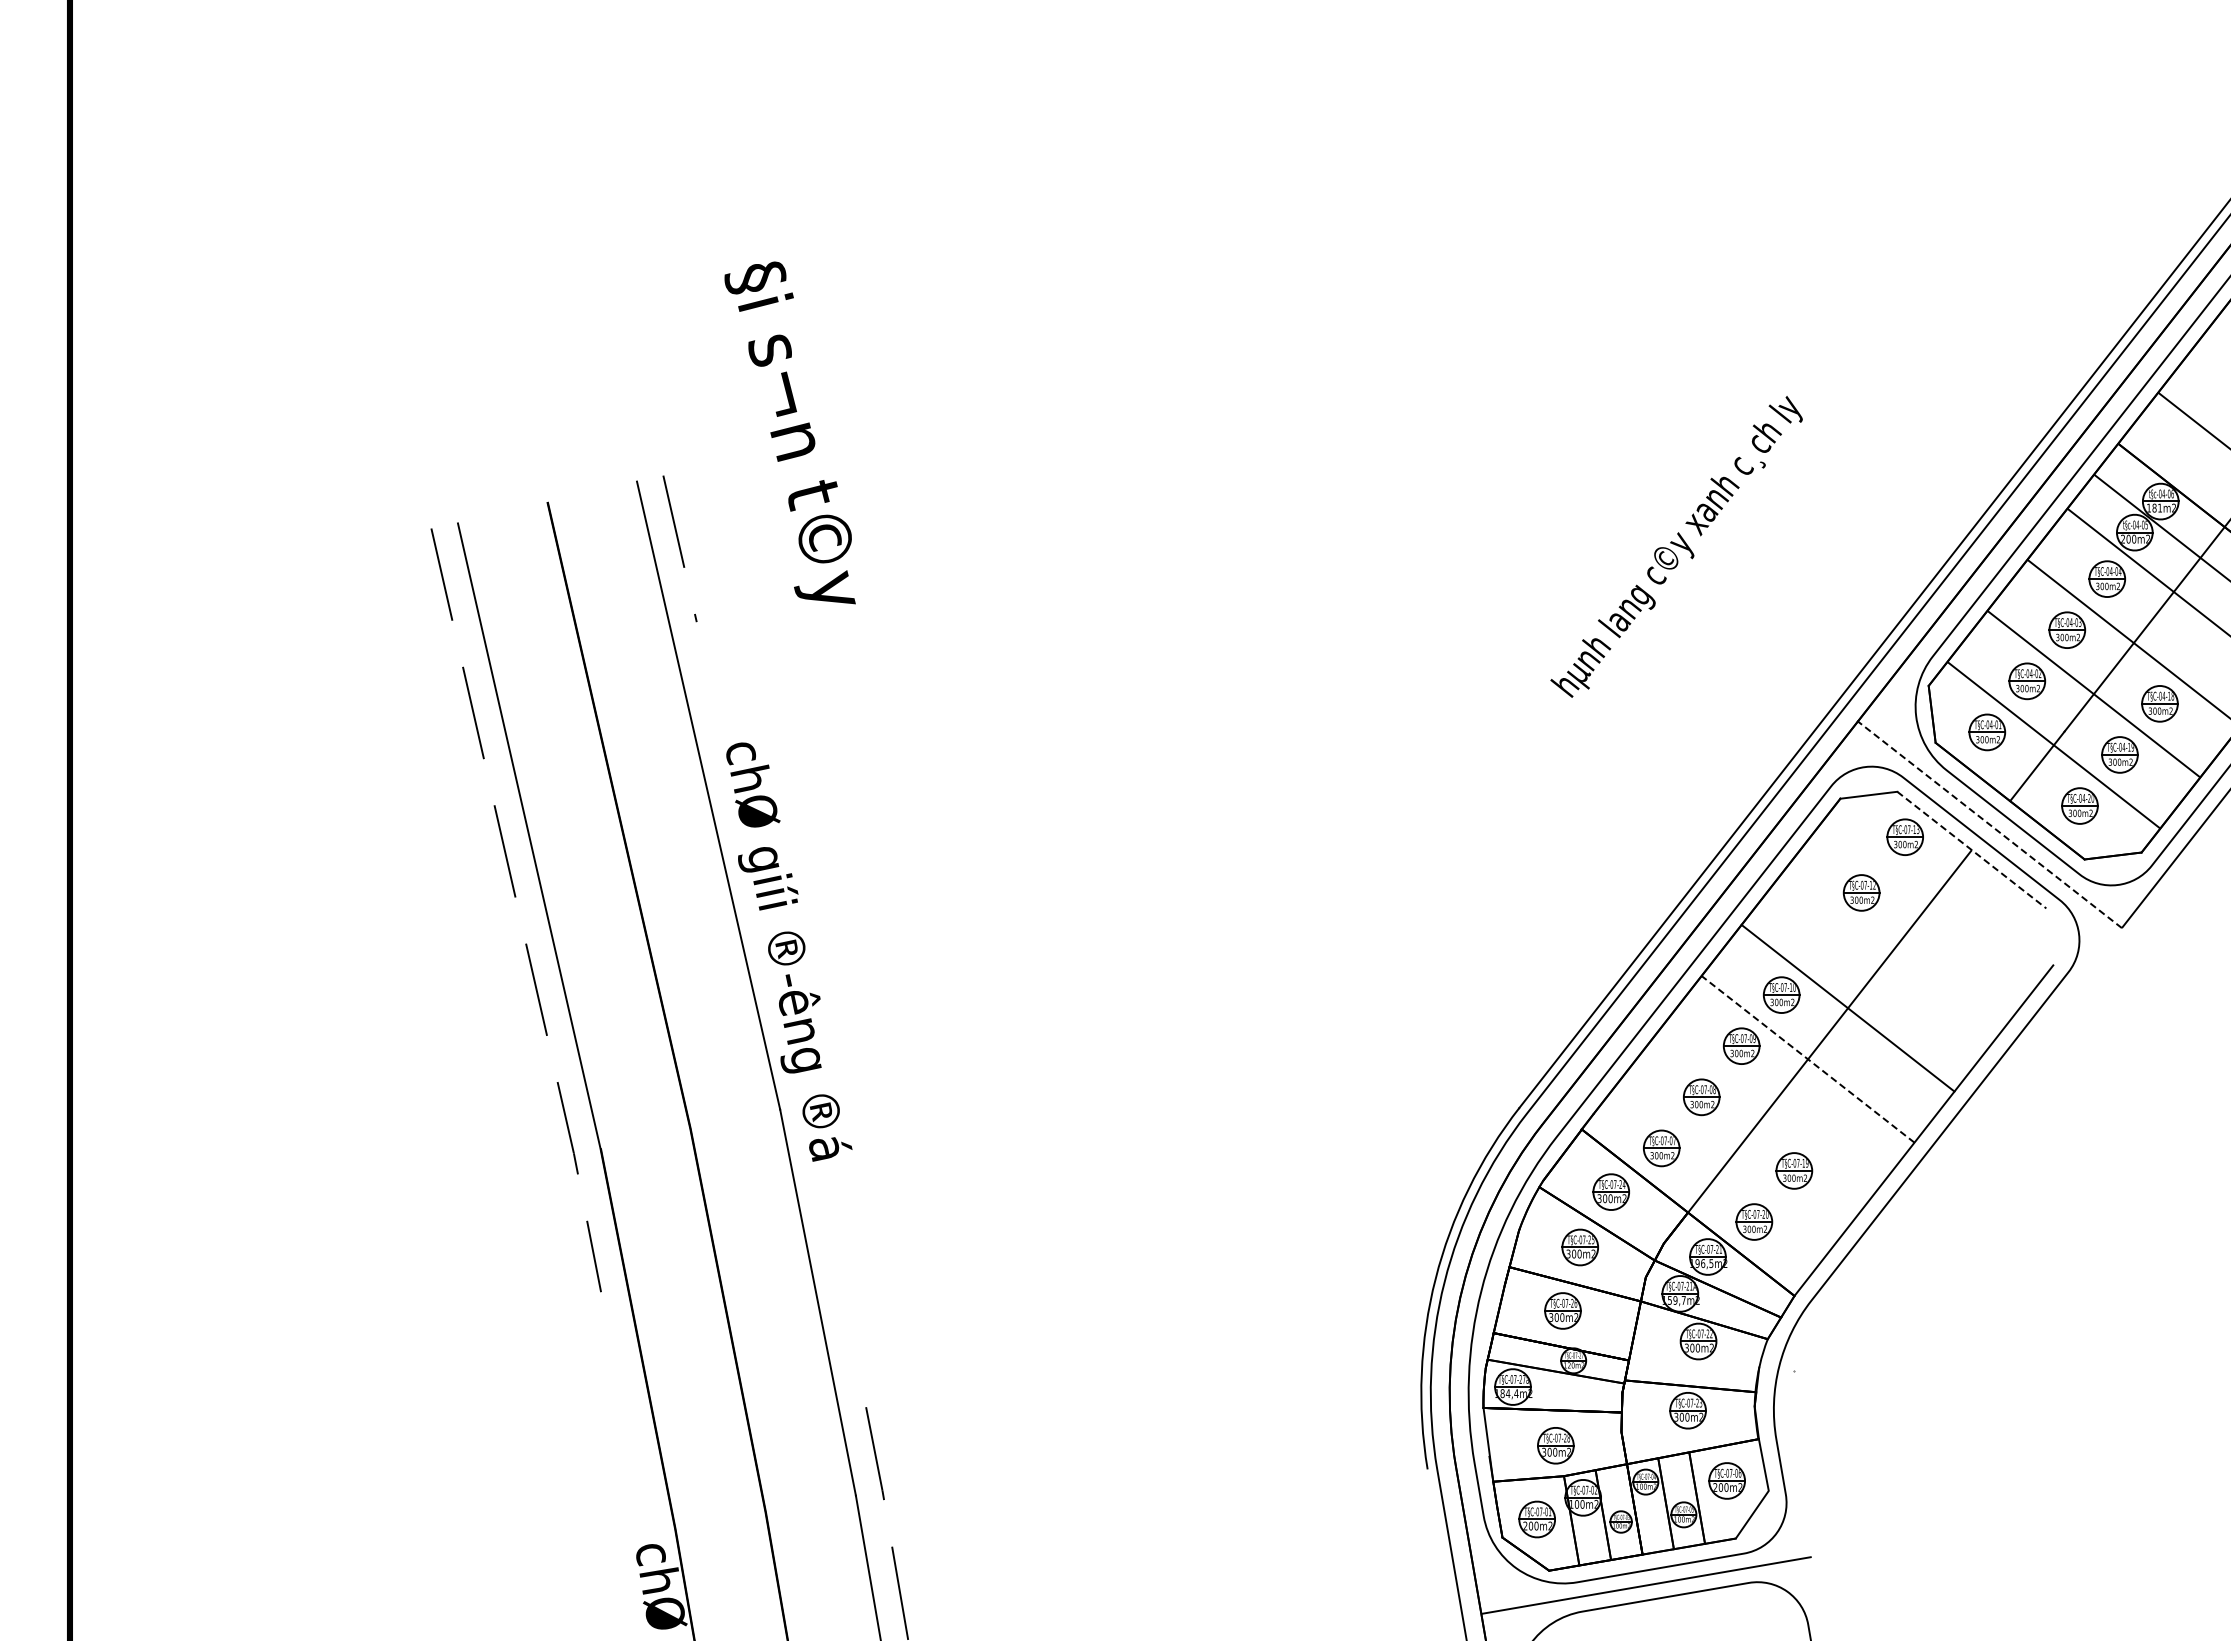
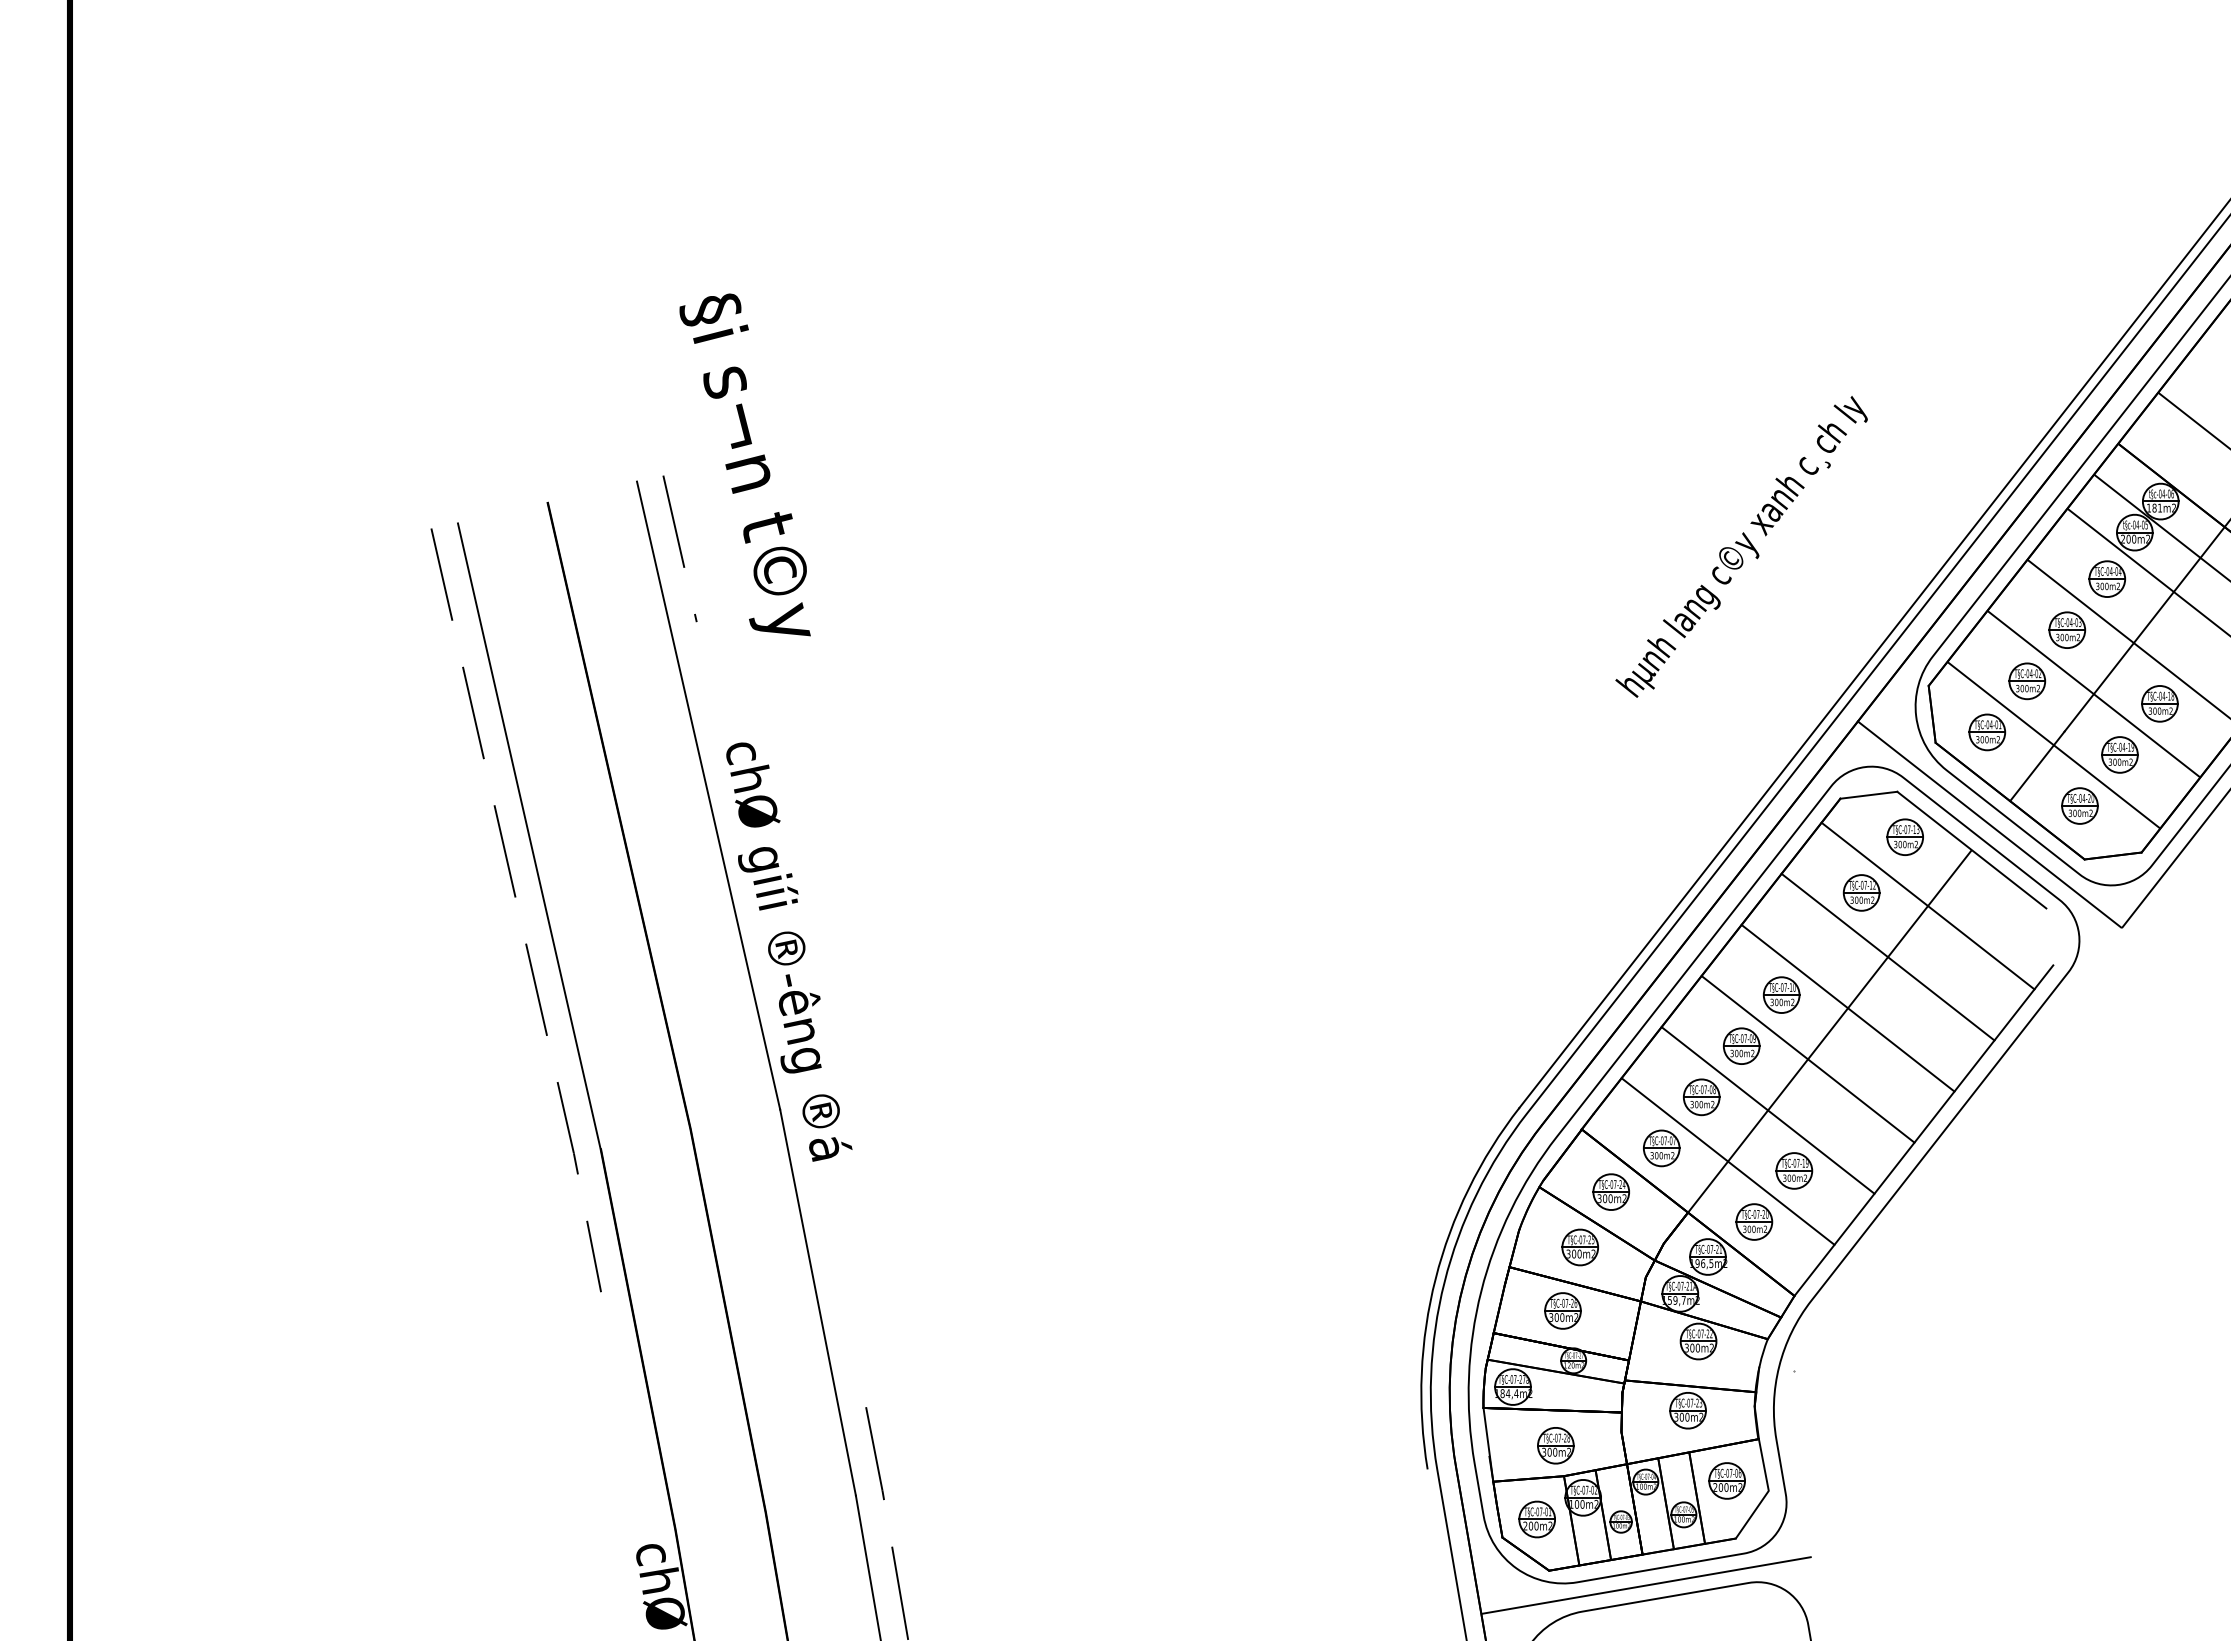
text position: (789, 432) -> (744, 464) (744, 464)
text position: (1676, 546) -> (1741, 546) (1741, 546)
line: dashed -> solid (1989, 824)
line: dashed -> solid (1971, 850)
line: none -> present (1927, 905)
line: none -> present (1887, 956)
line: dashed -> solid (1807, 1059)
line: none -> present (1767, 1110)
line: none -> present (1727, 1161)
